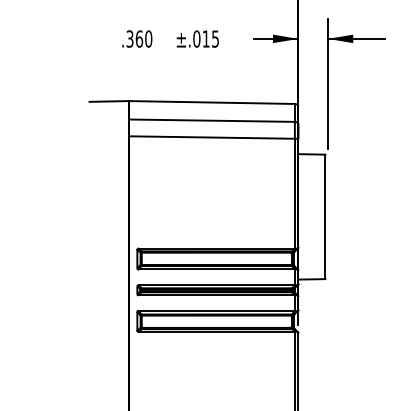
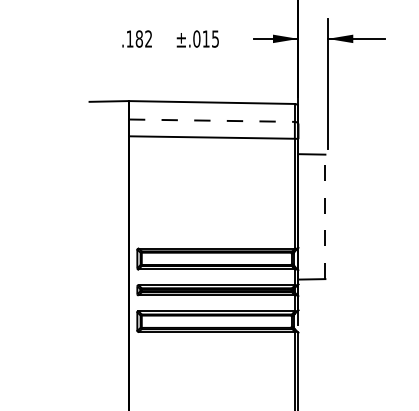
text: .360 -> .182 (139, 38)
line: solid -> dashed (212, 120)
line: solid -> dashed (325, 216)
